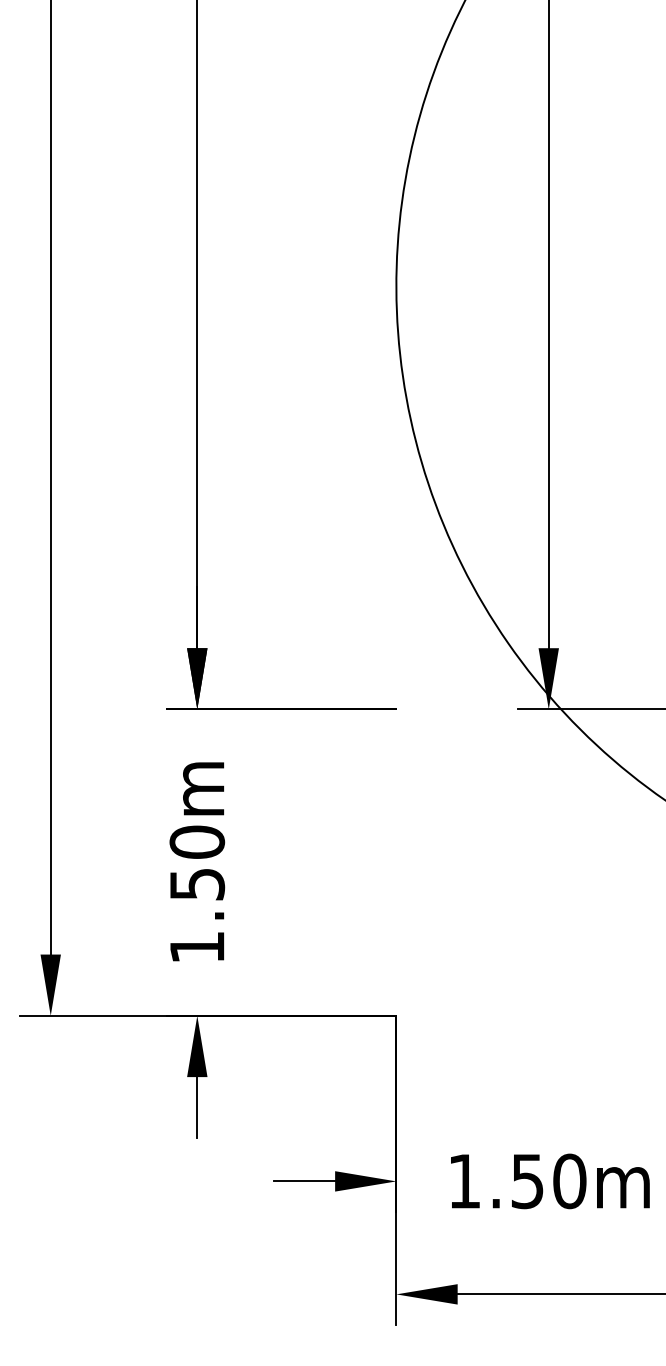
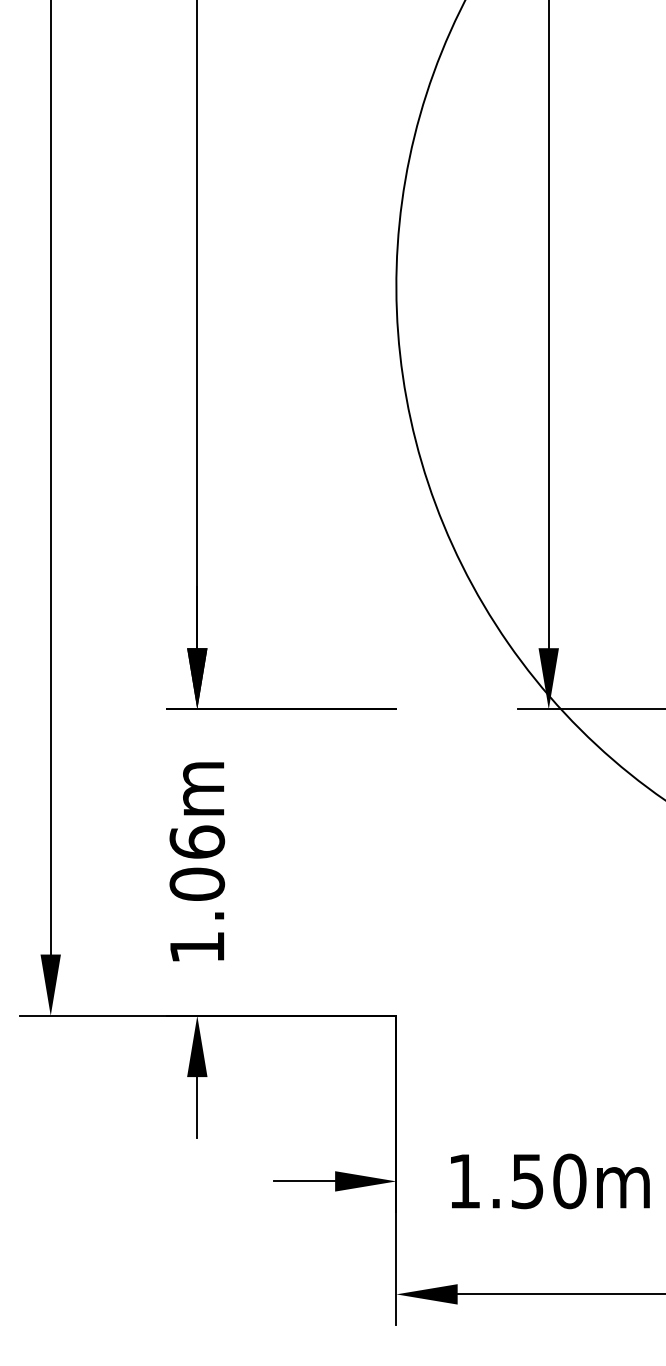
text: 1.50m -> 1.06m (197, 862)
